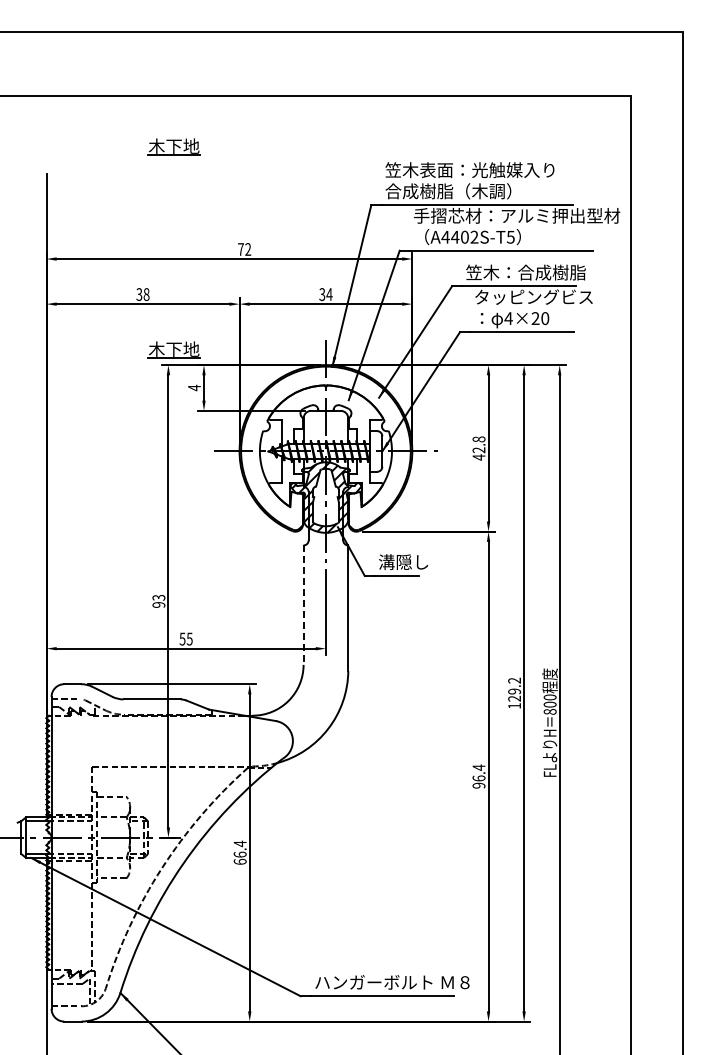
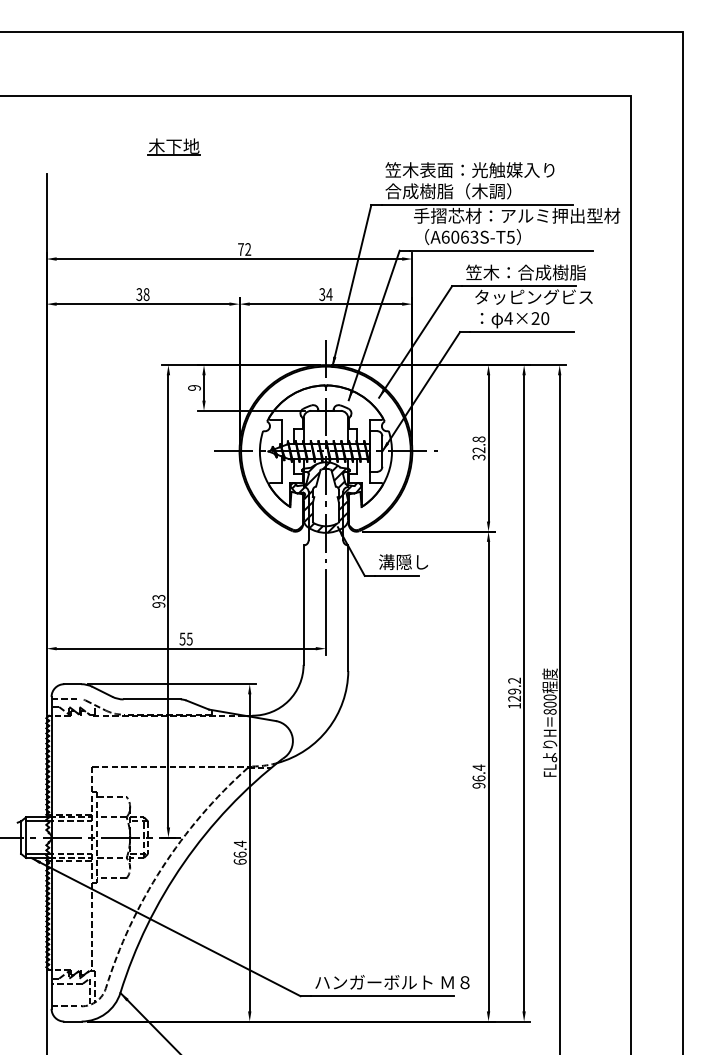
text: A4402S-T5 -> A6063S-T5 (459, 236)
part: present -> none (173, 349)
text: 4 -> 9 (194, 387)
text: 42.8 -> 32.8 (478, 457)
line: dashed -> solid (303, 605)
